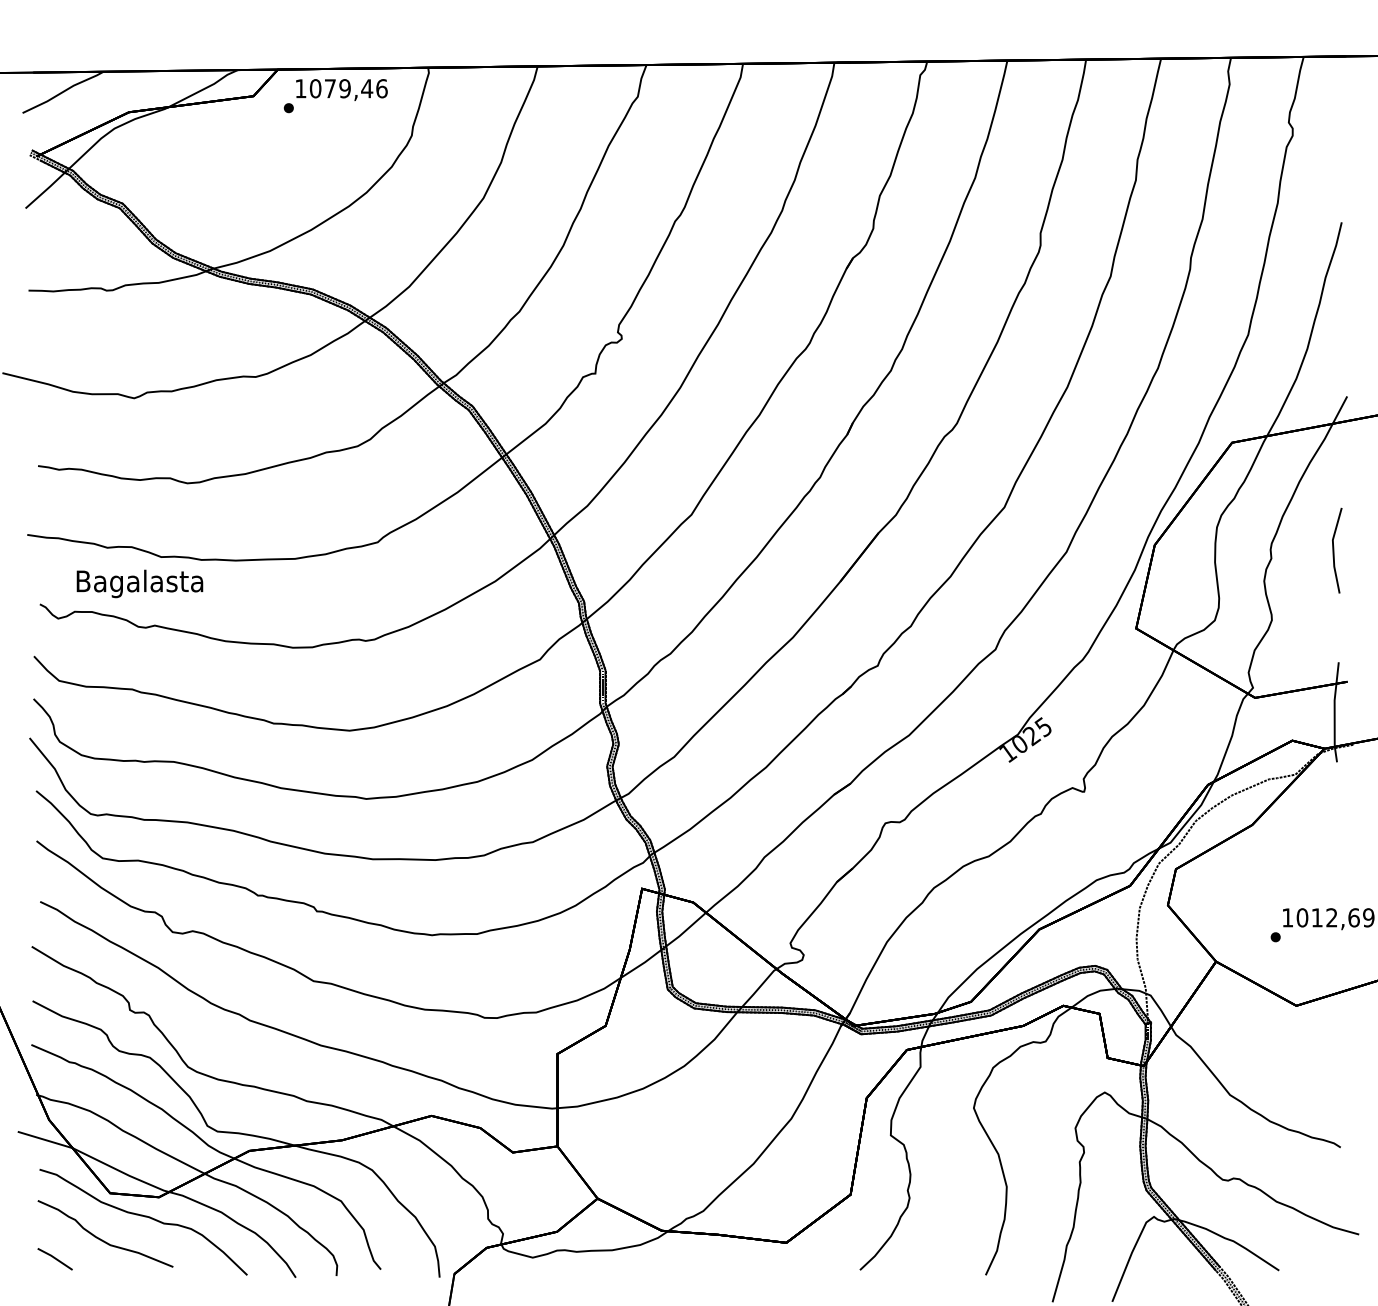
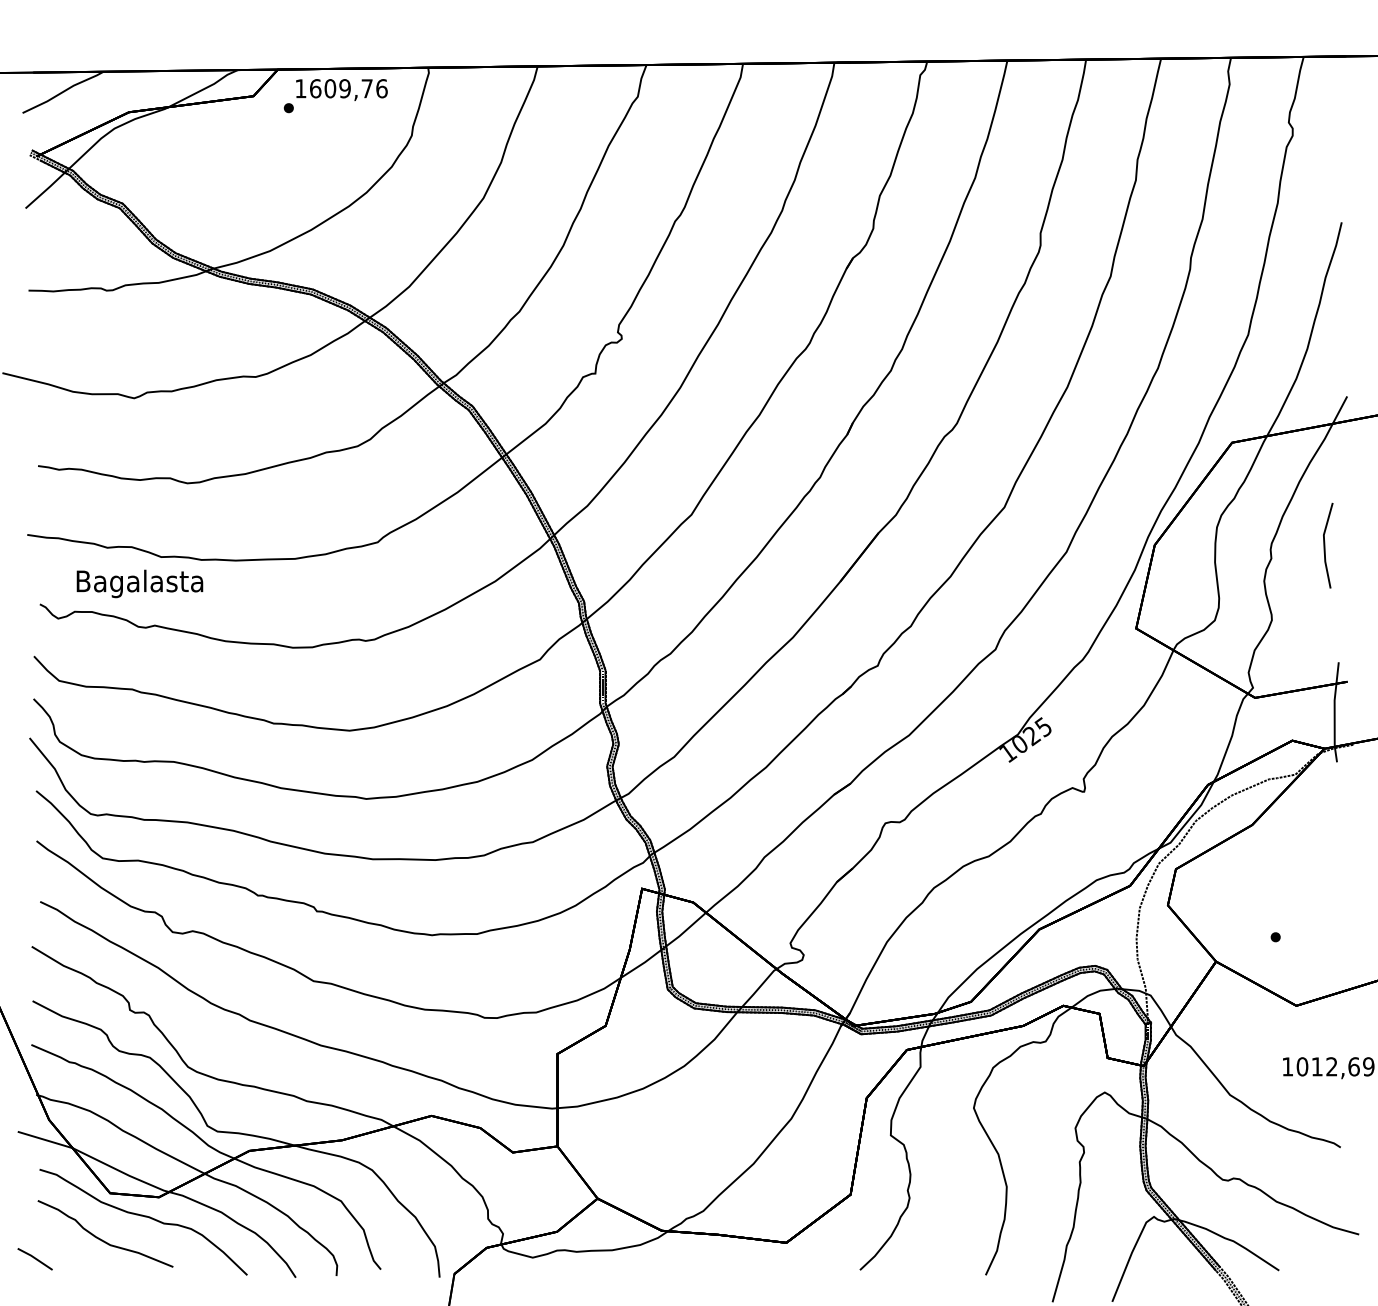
text: 1079,46 -> 1609,76 (341, 88)
line position: (1334, 550) -> (1325, 545) (1325, 545)
text position: (1328, 919) -> (1328, 1068) (1328, 1068)
line position: (54, 1258) -> (34, 1258) (34, 1258)
